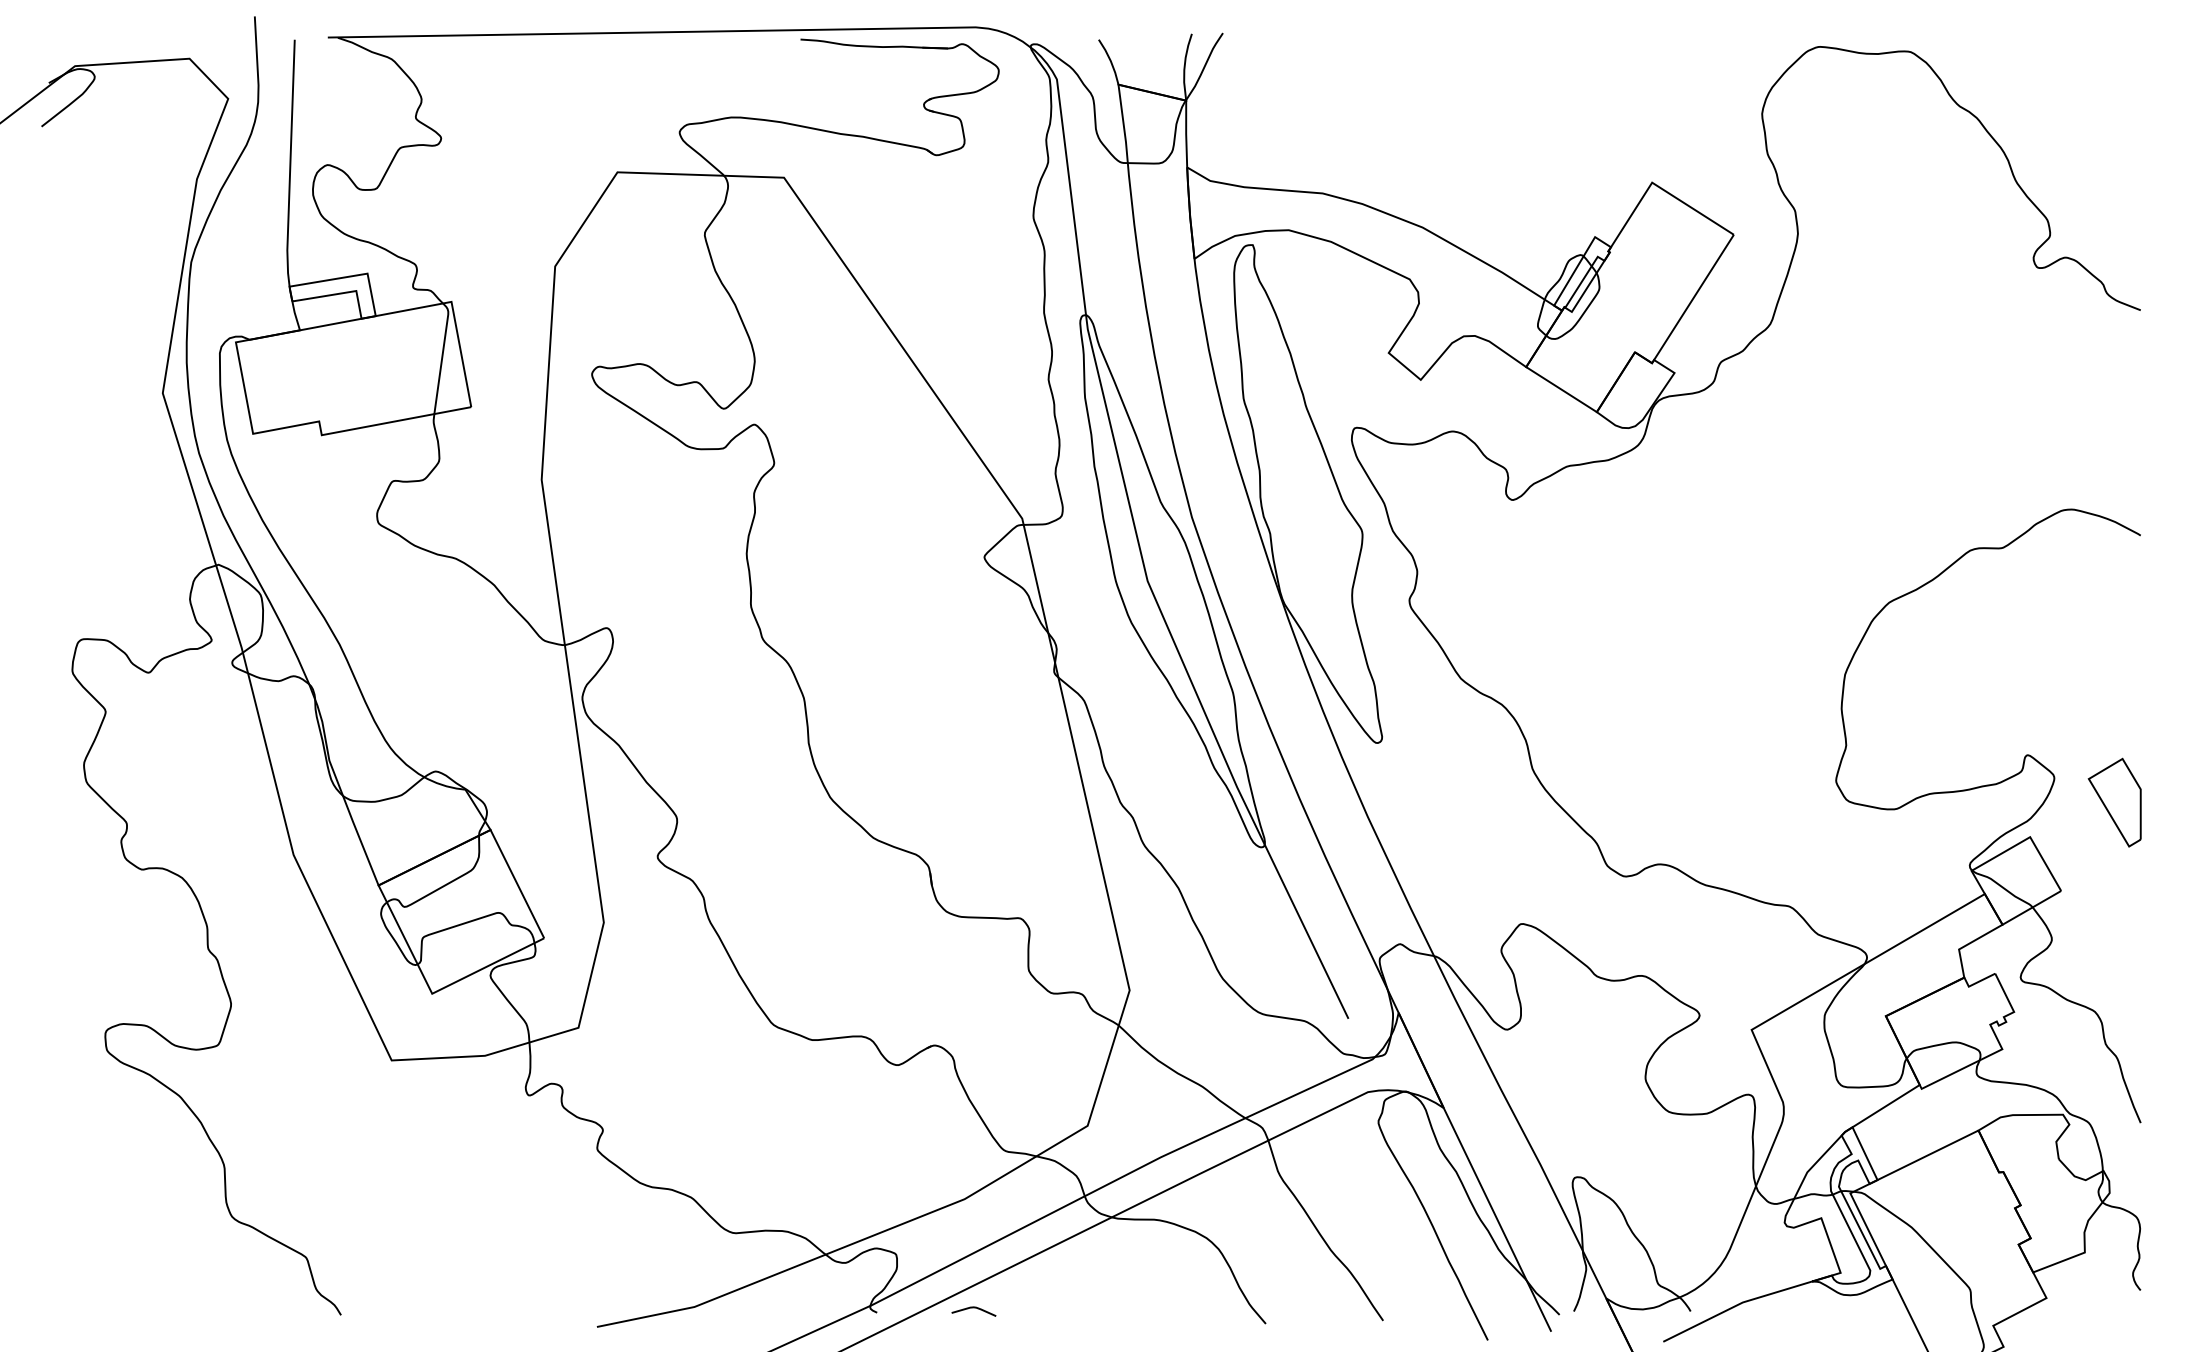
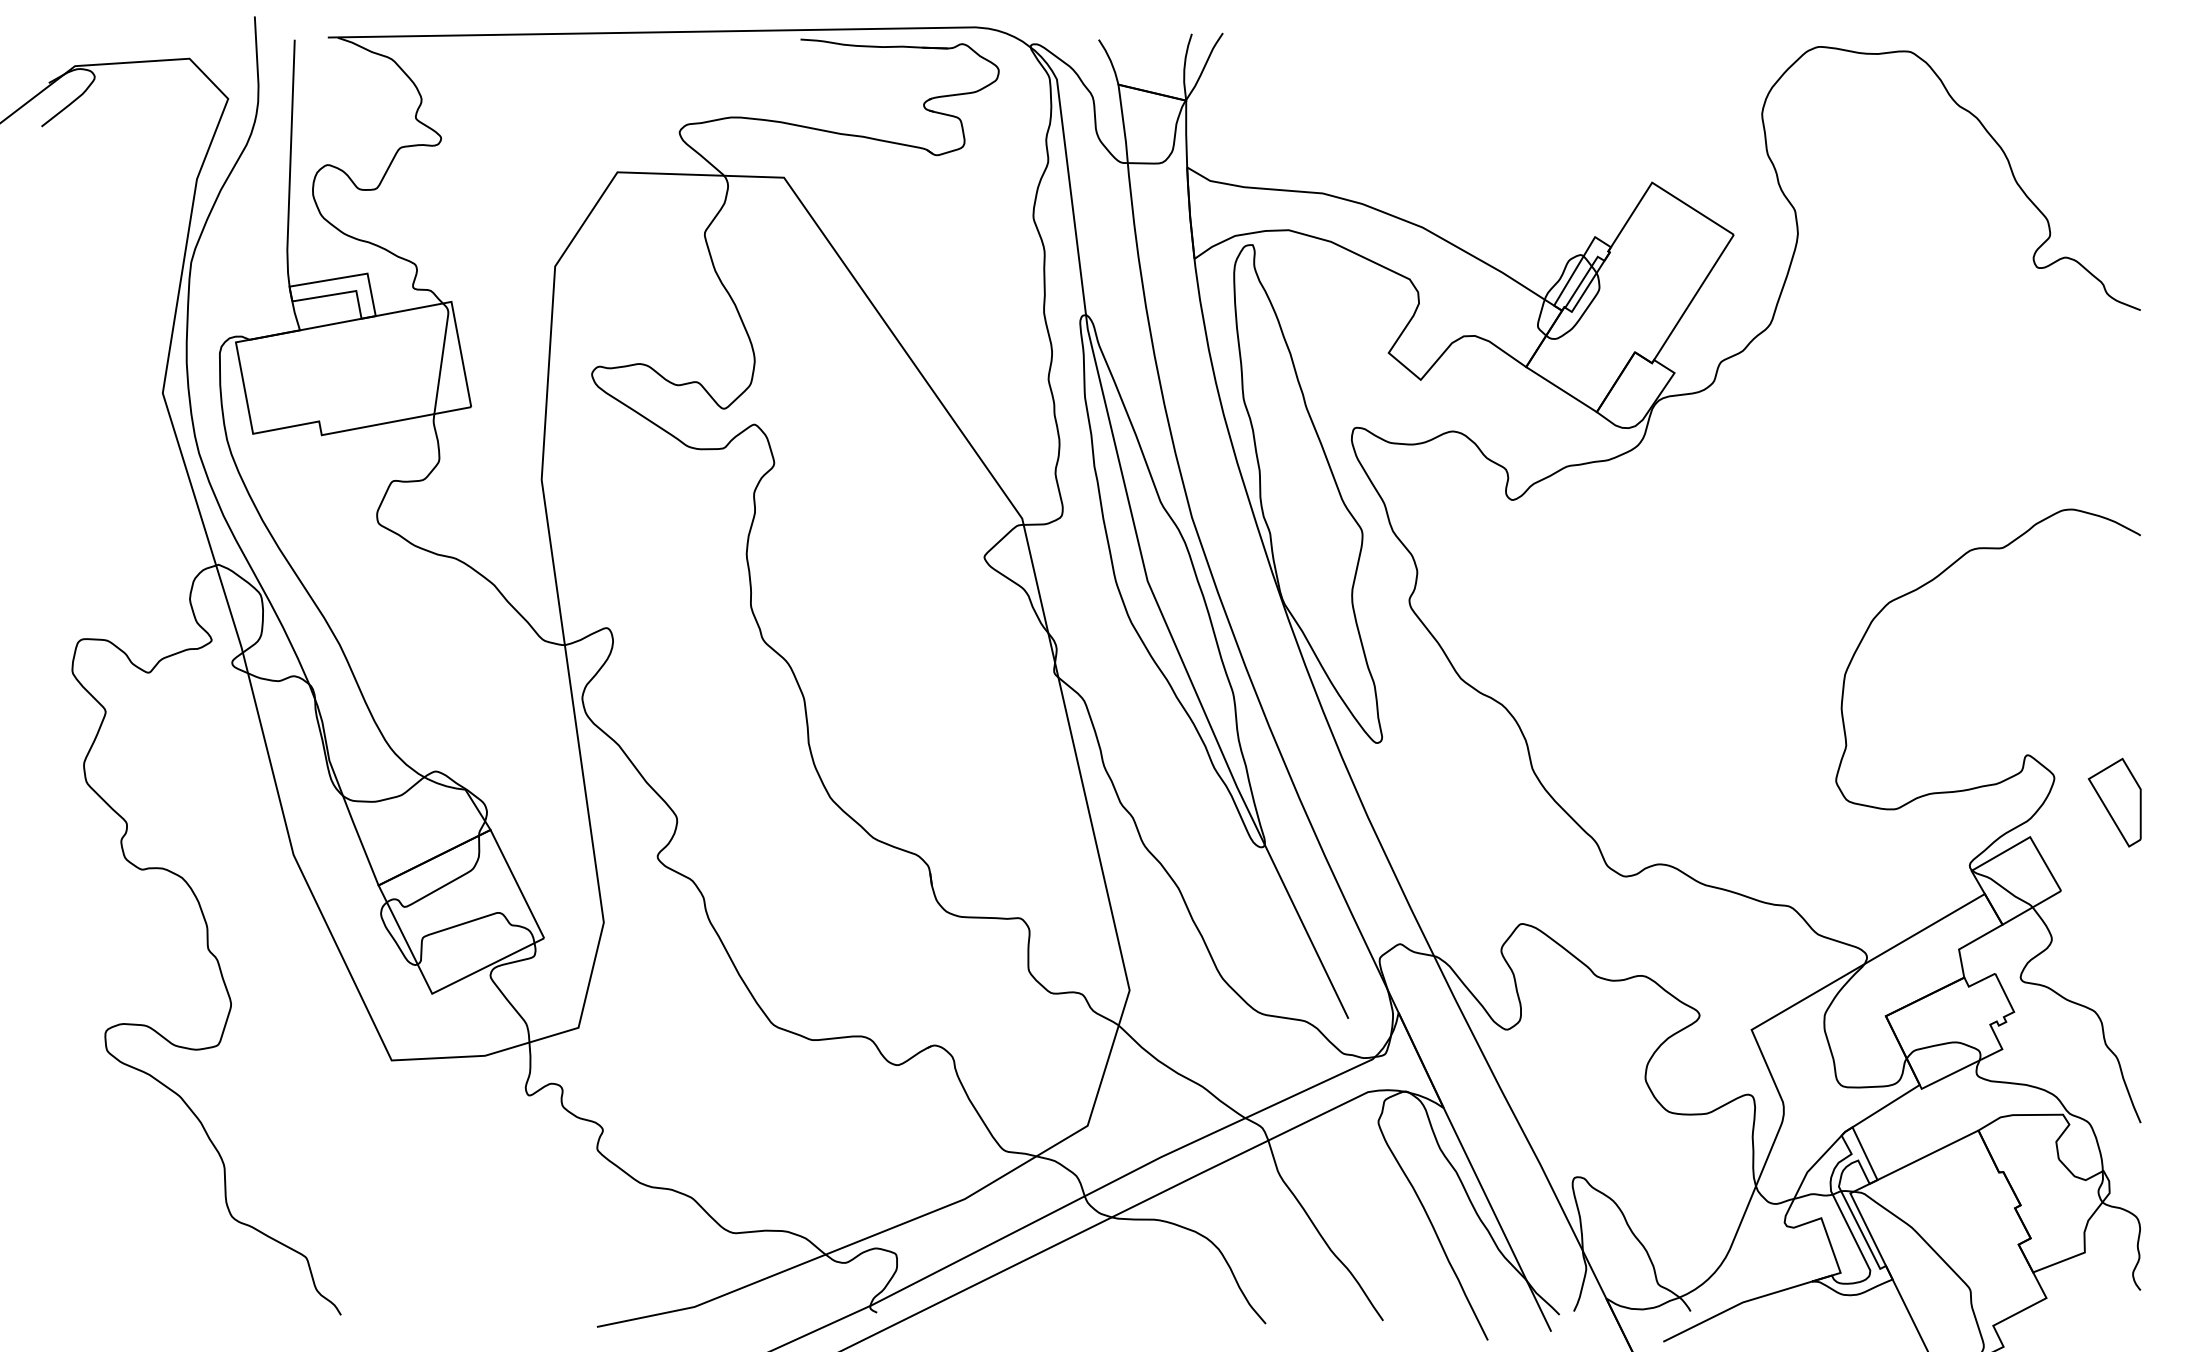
curve: present -> none (973, 1308)
